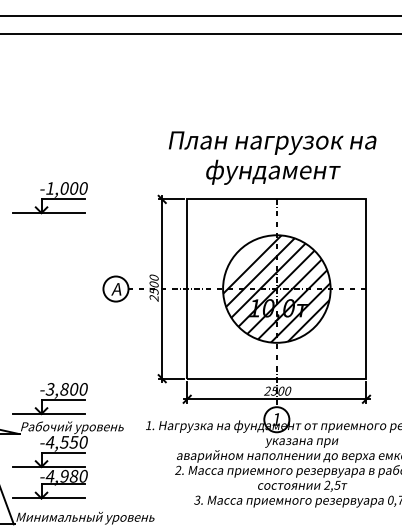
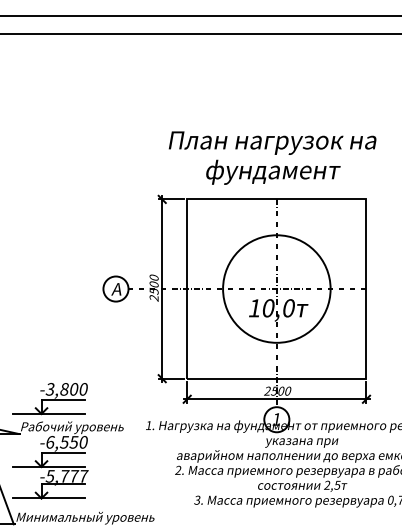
part: present -> none (49, 198)
hatch: present -> none (276, 288)
text: -4,550 -> -6,550 (49, 441)
text: -4,980 -> -5,777 (66, 475)
